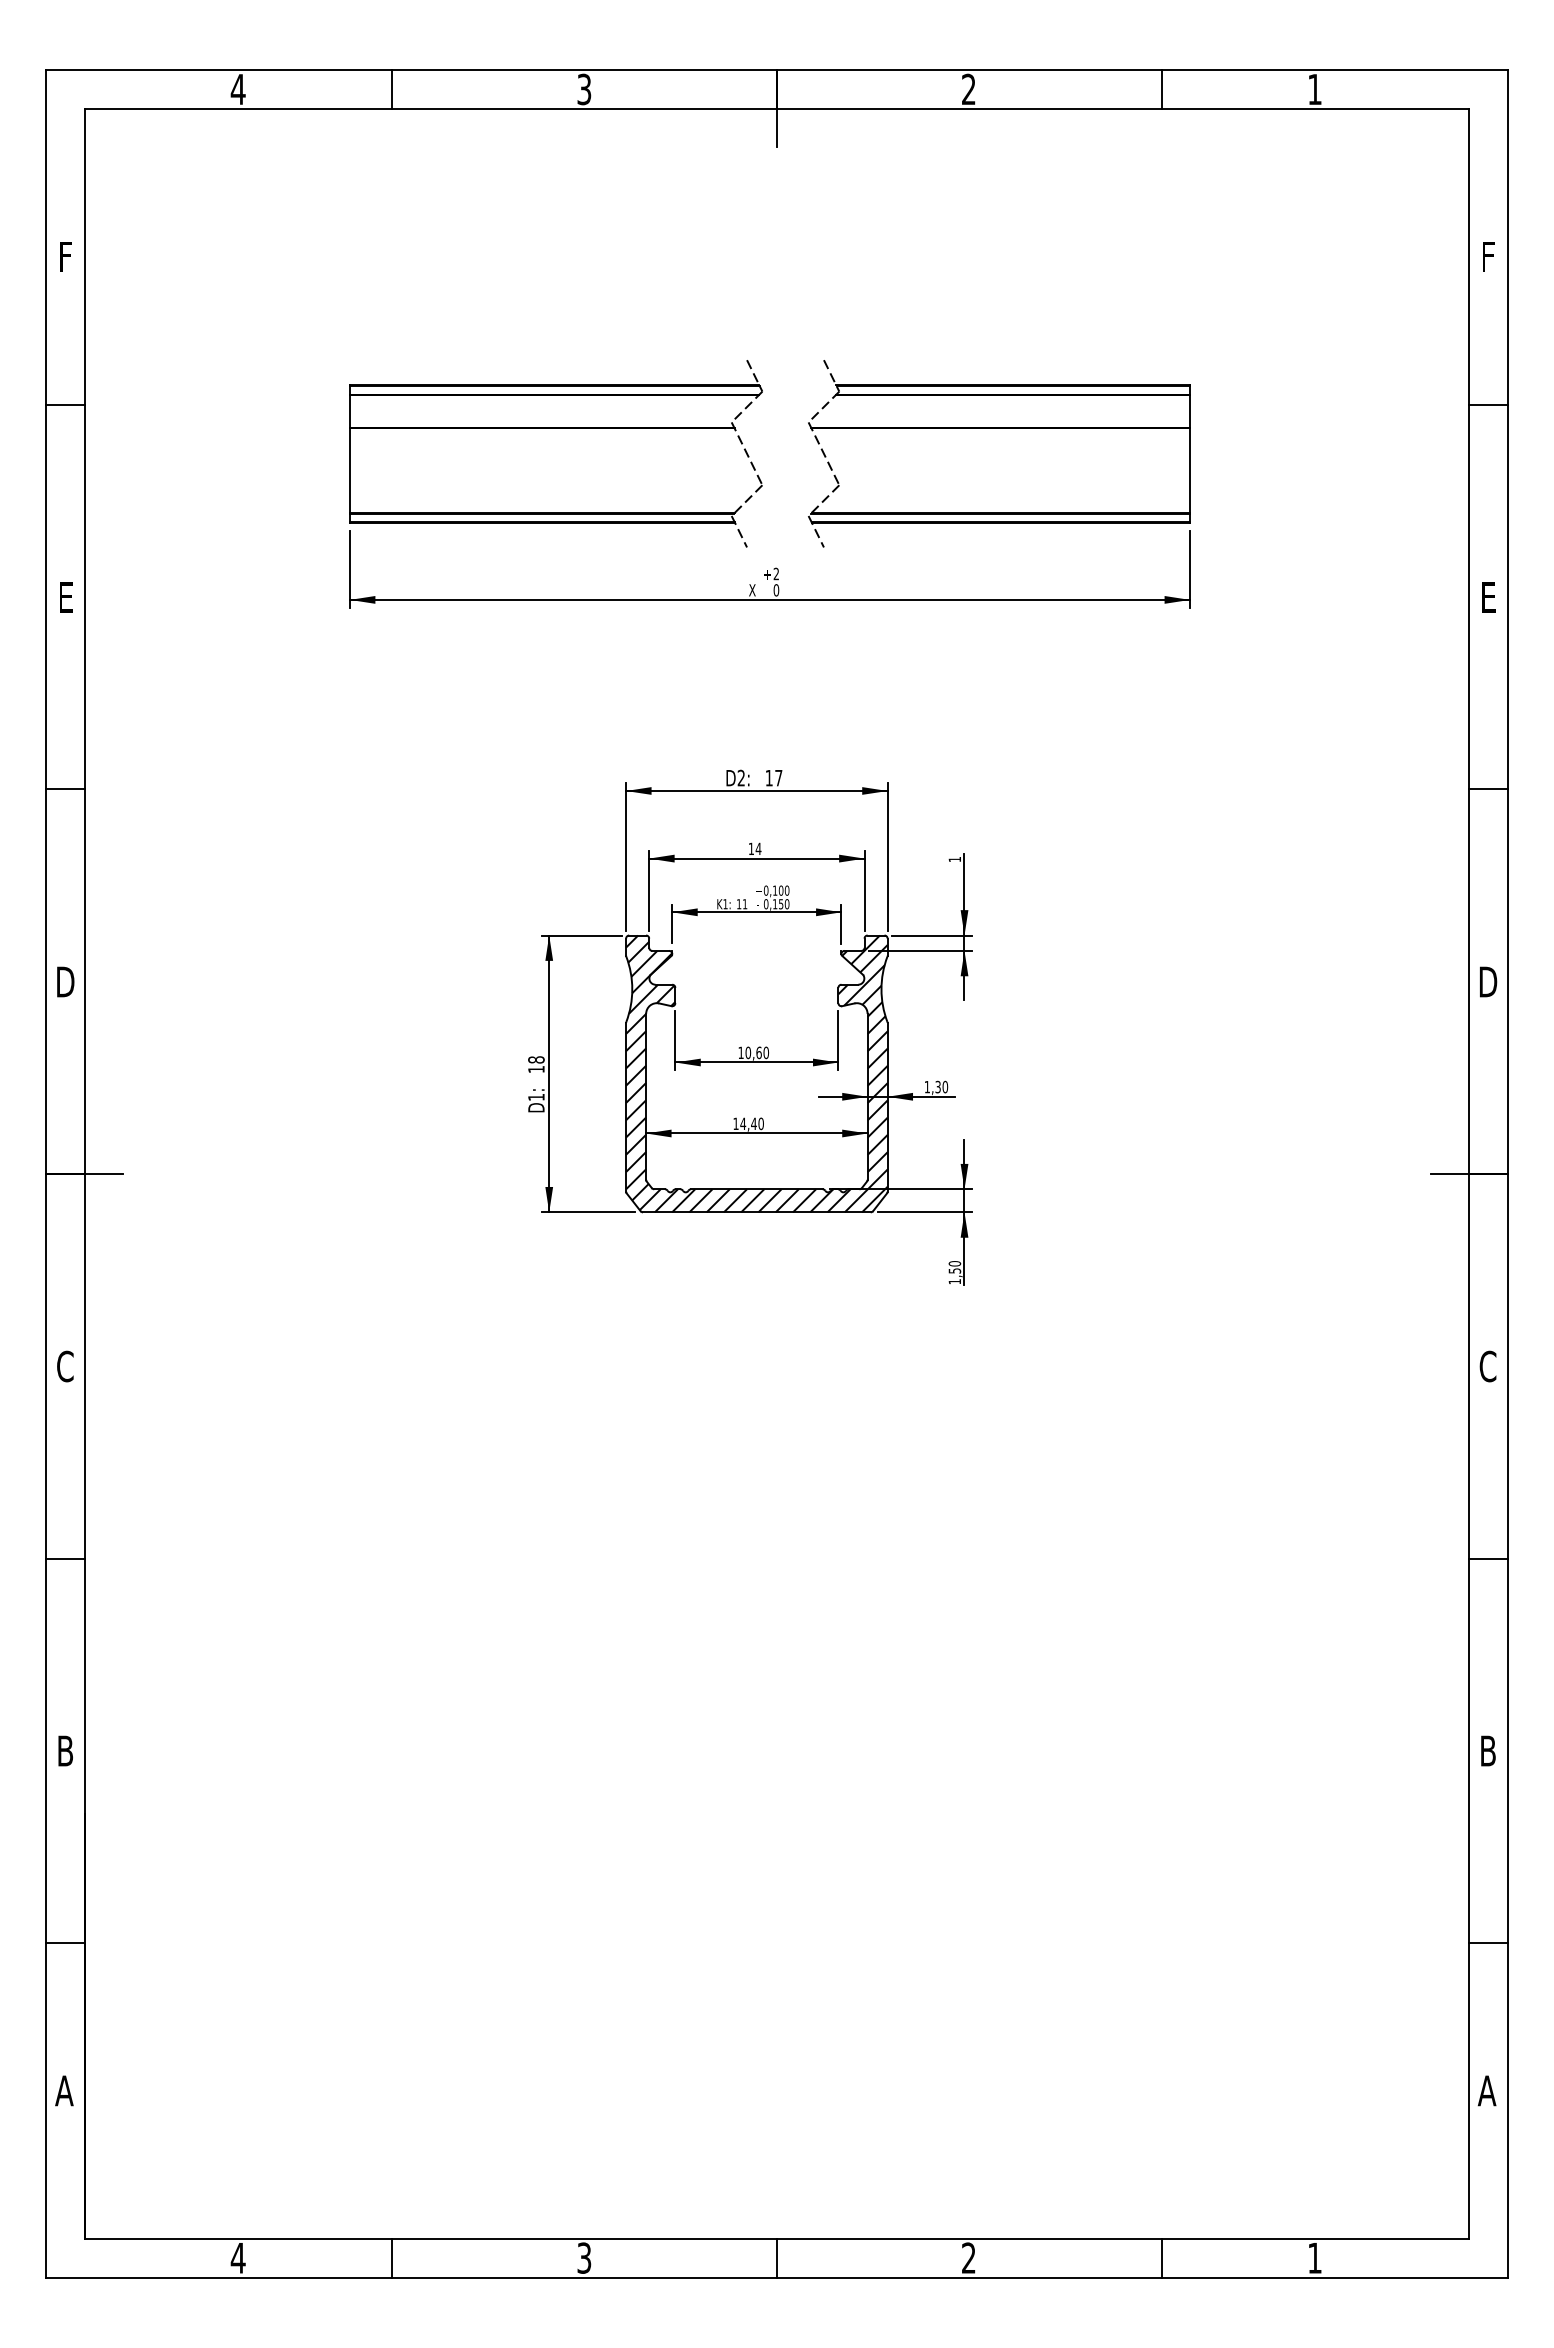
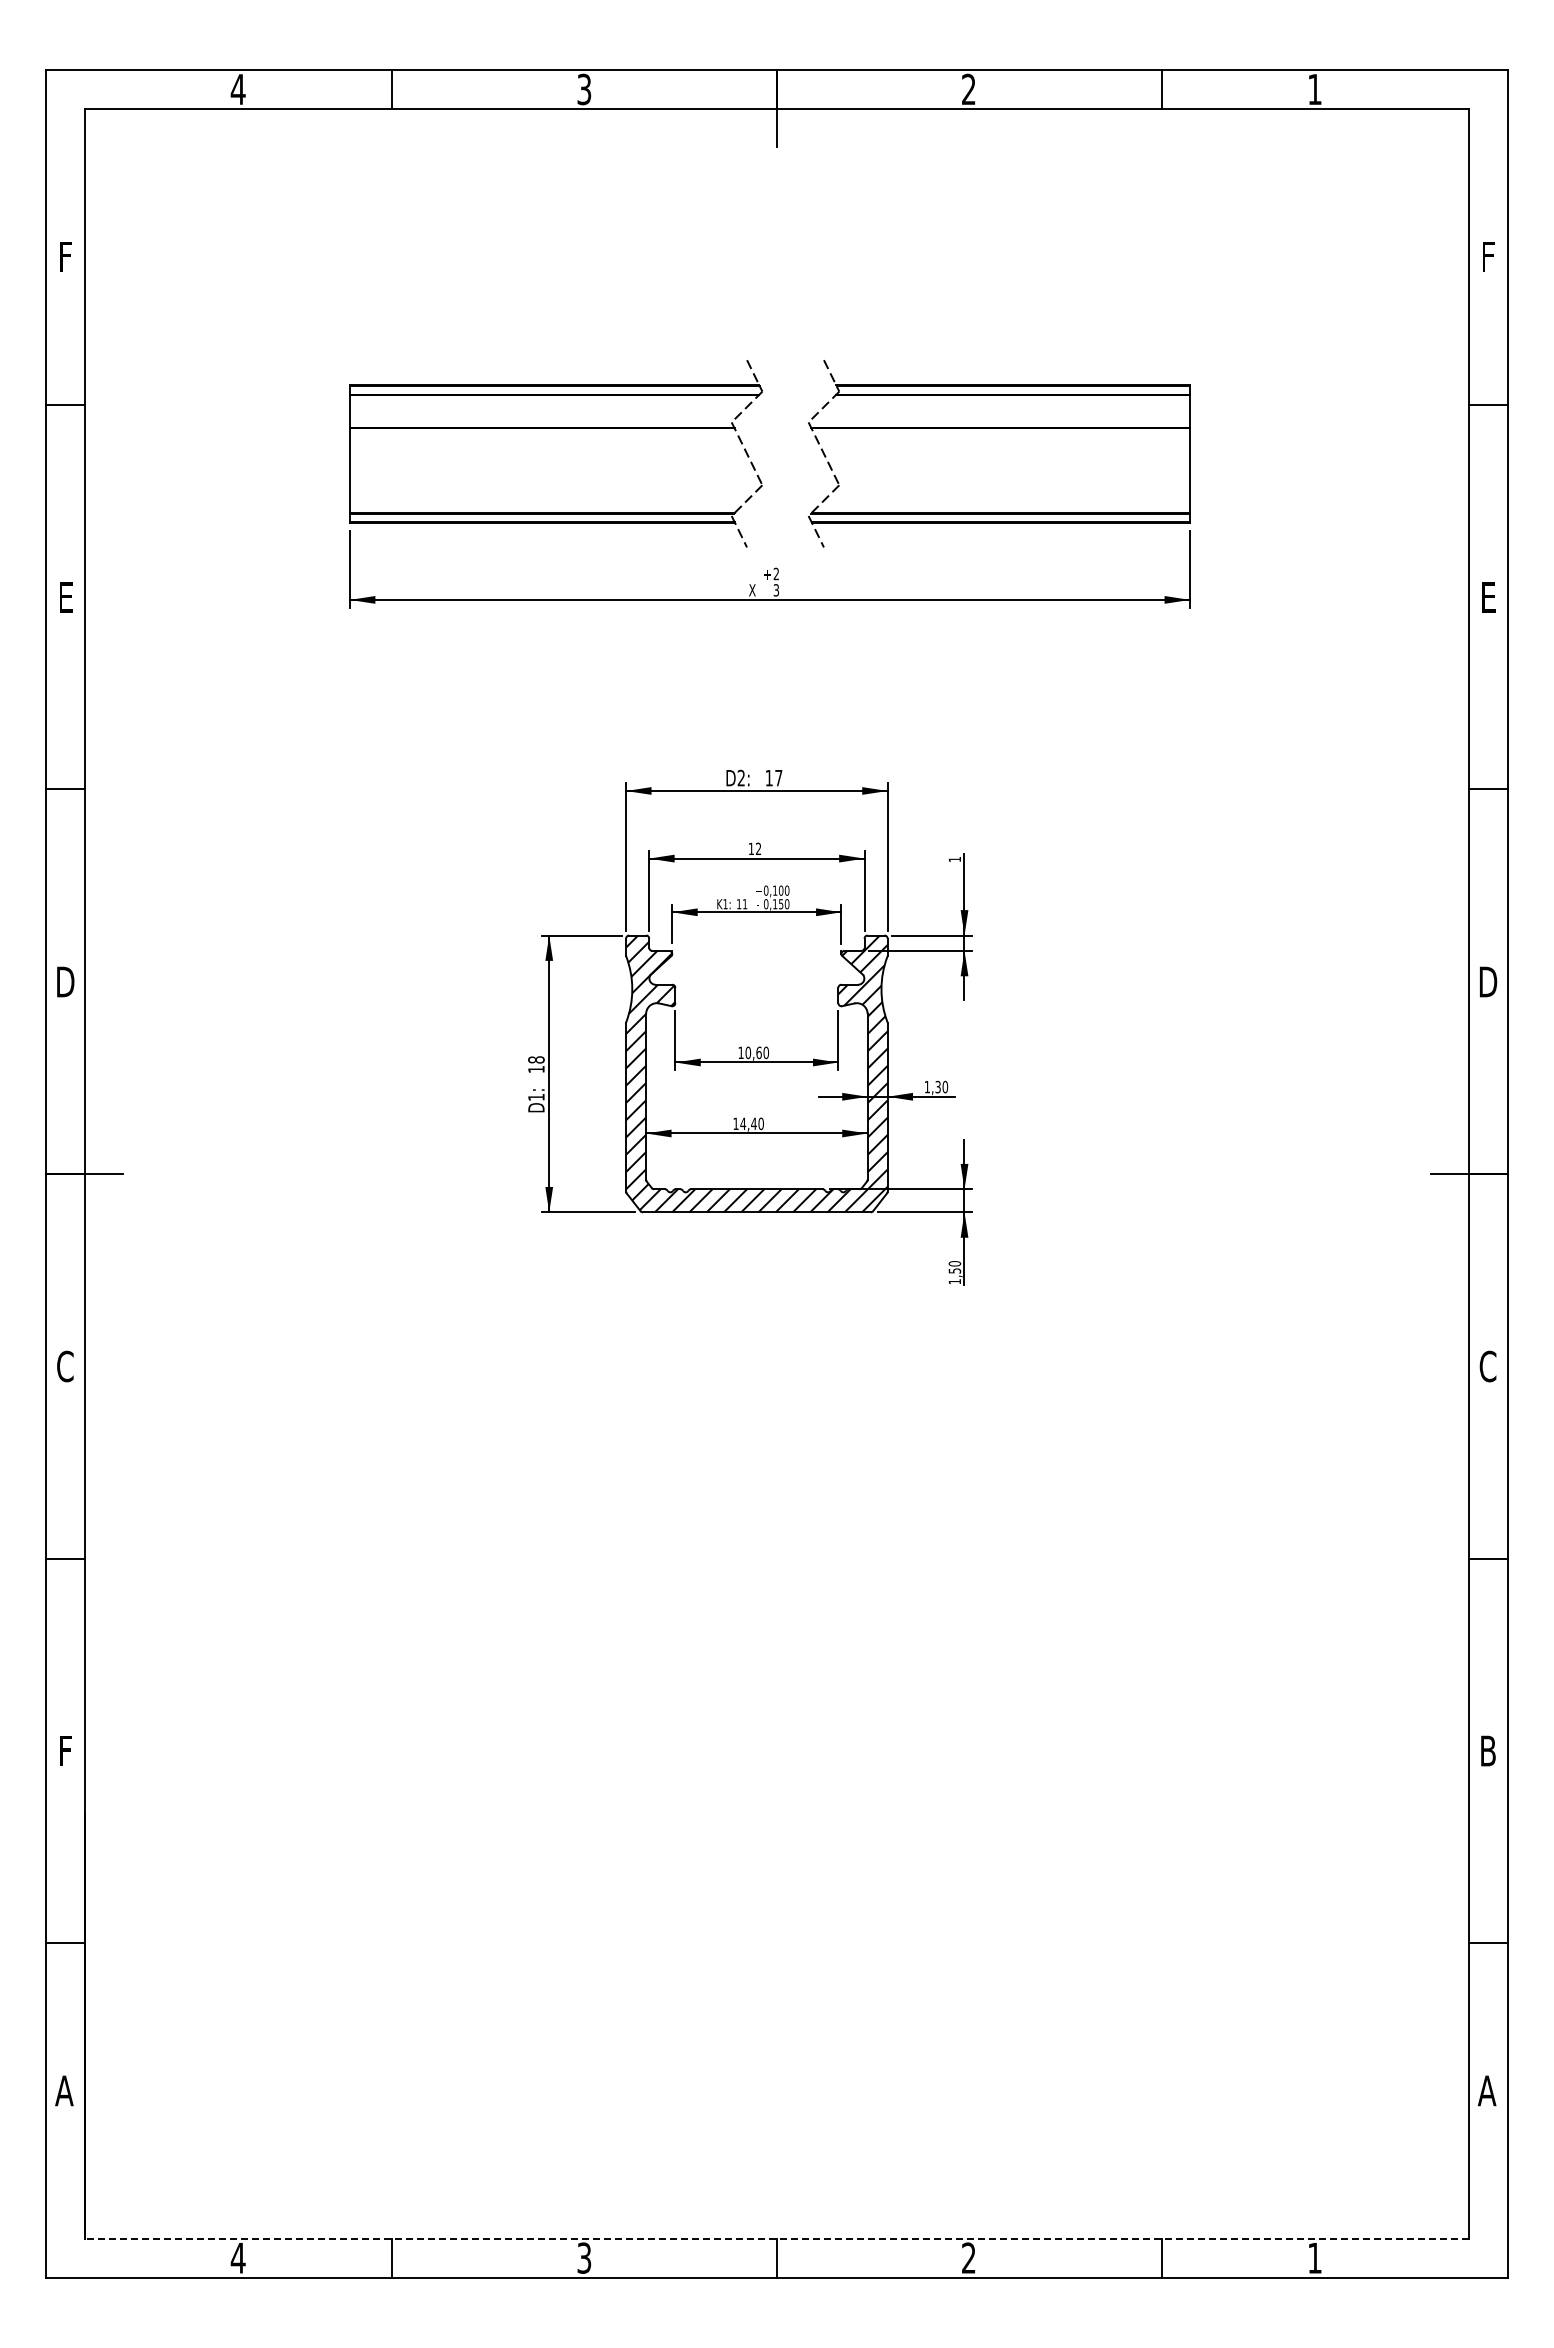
text: 0 -> 3 (776, 590)
text: 14 -> 12 (758, 848)
text: B -> F (65, 1750)
line: solid -> dashed (776, 2239)
